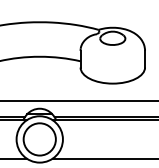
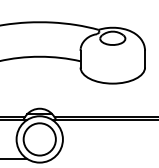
line: present -> none (78, 101)
line: present -> none (103, 158)
